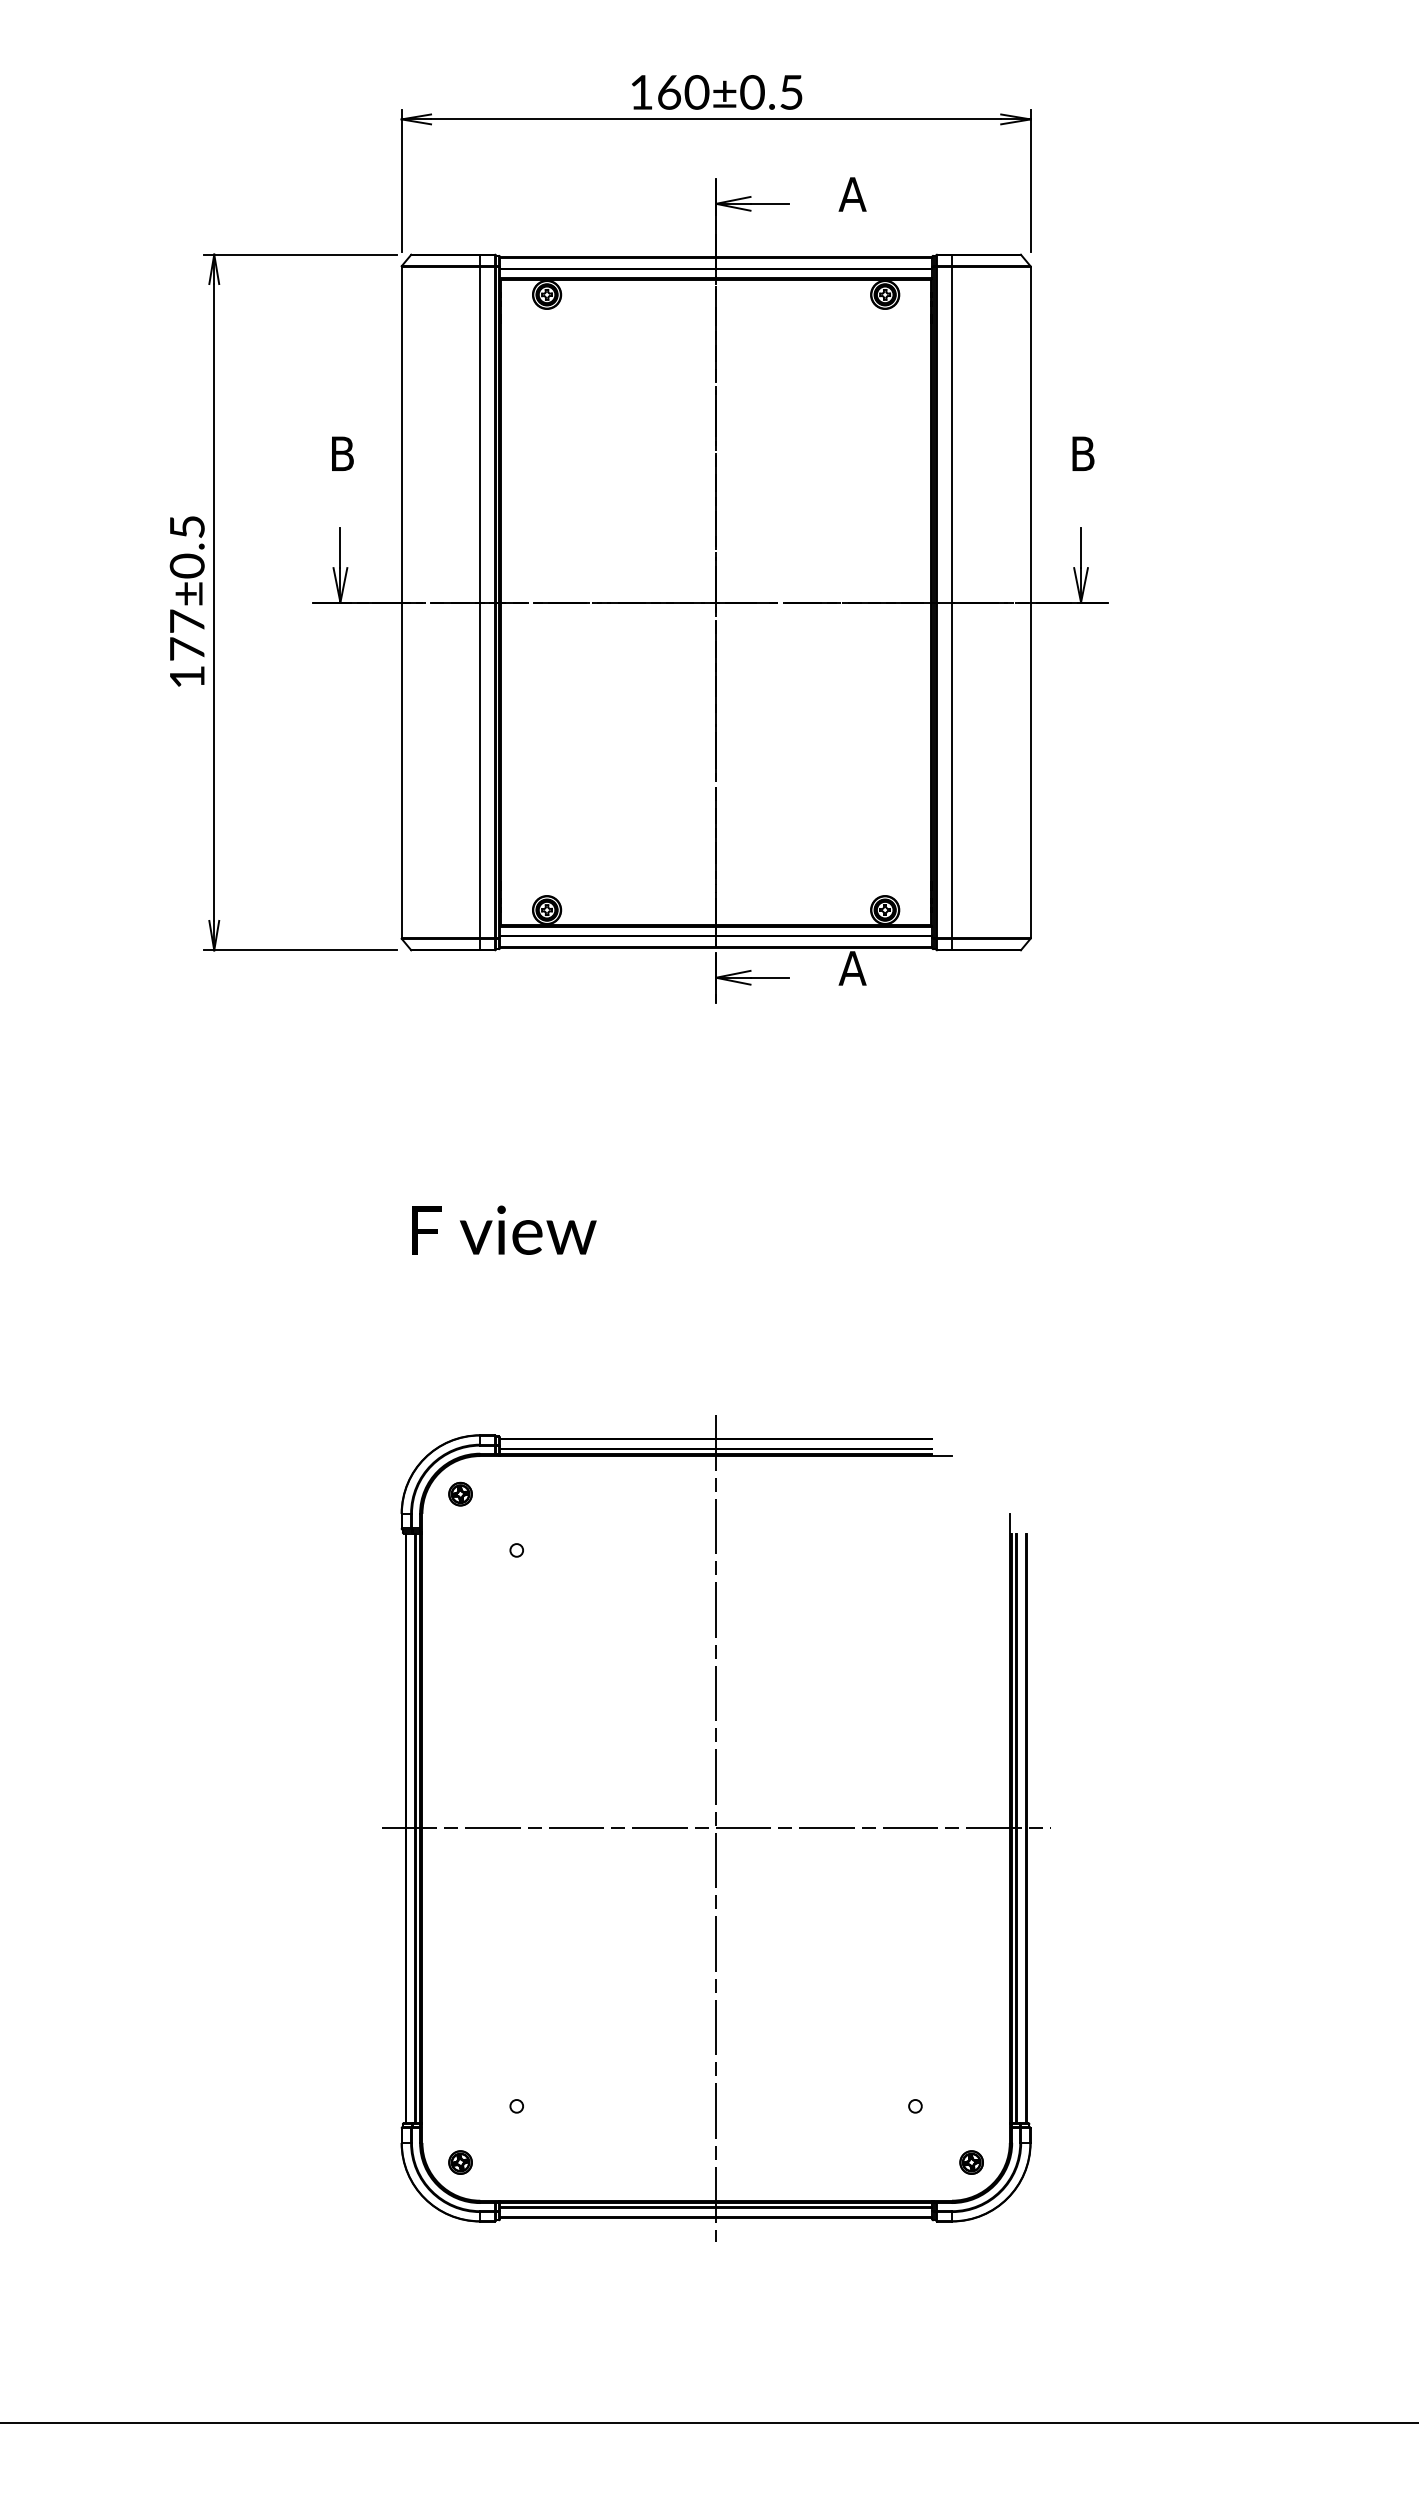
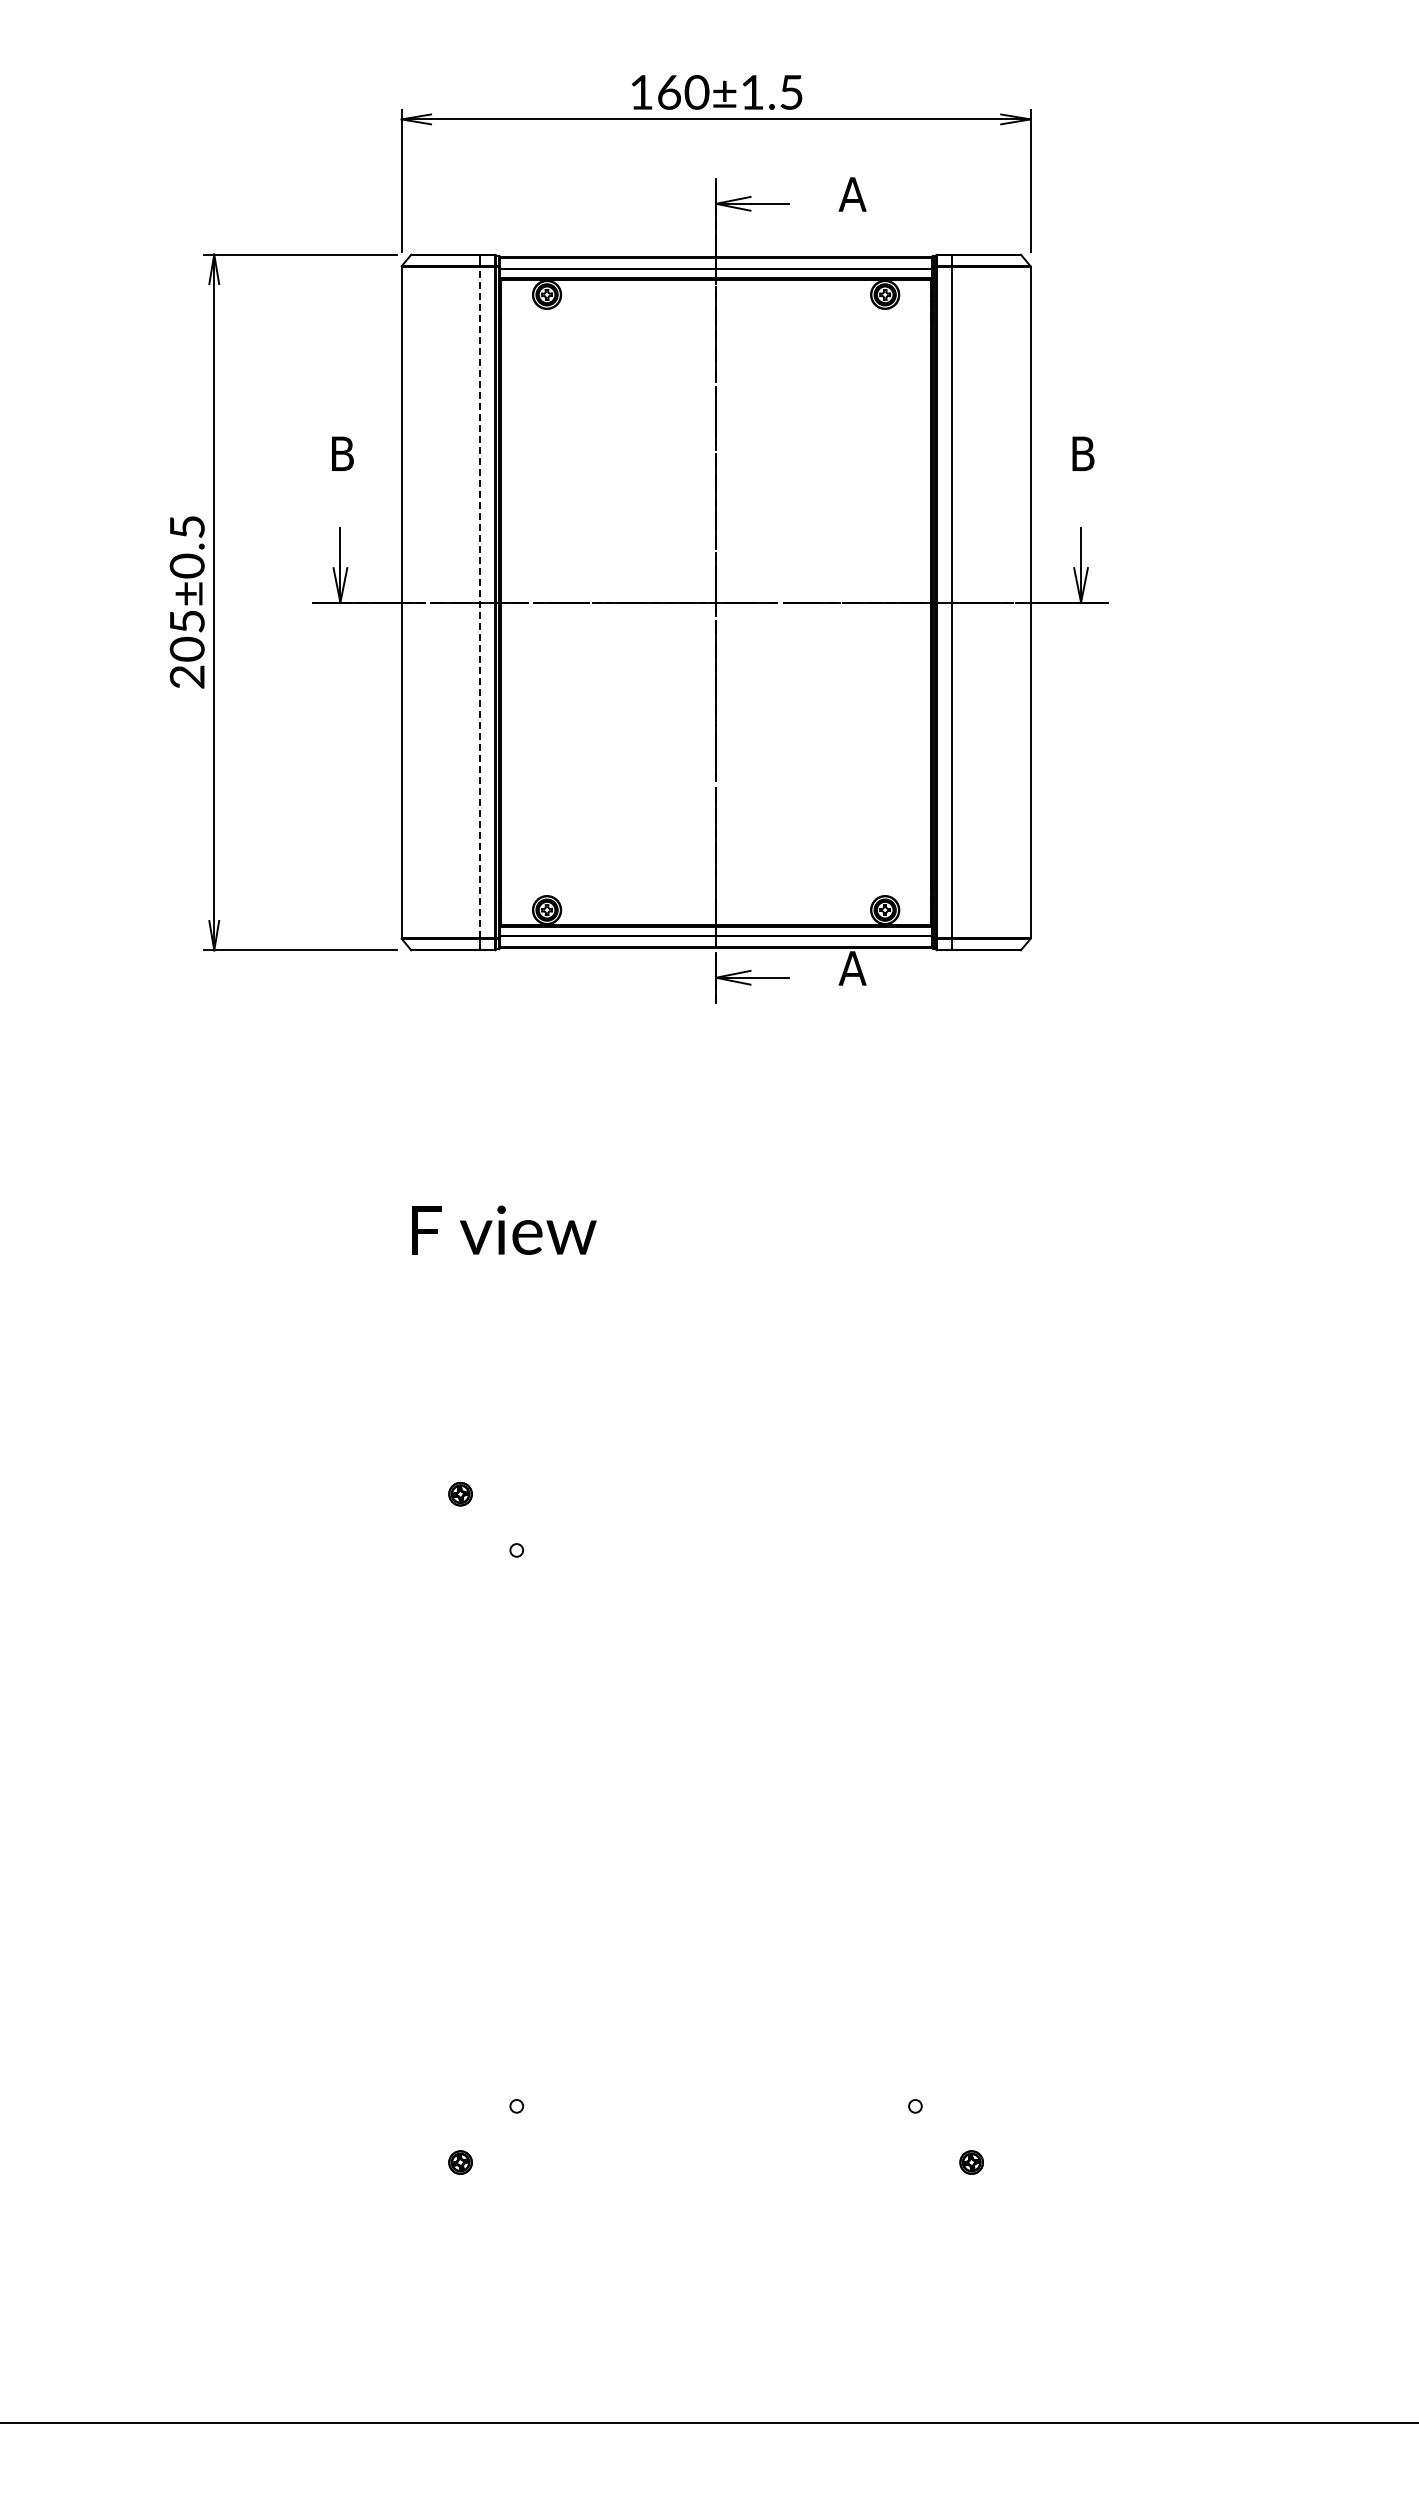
text: 160±0.5 -> 160±1.5 (752, 92)
line: solid -> dashed (480, 602)
text: 177±0.5 -> 205±0.5 (186, 648)
part: present -> none (716, 1828)
